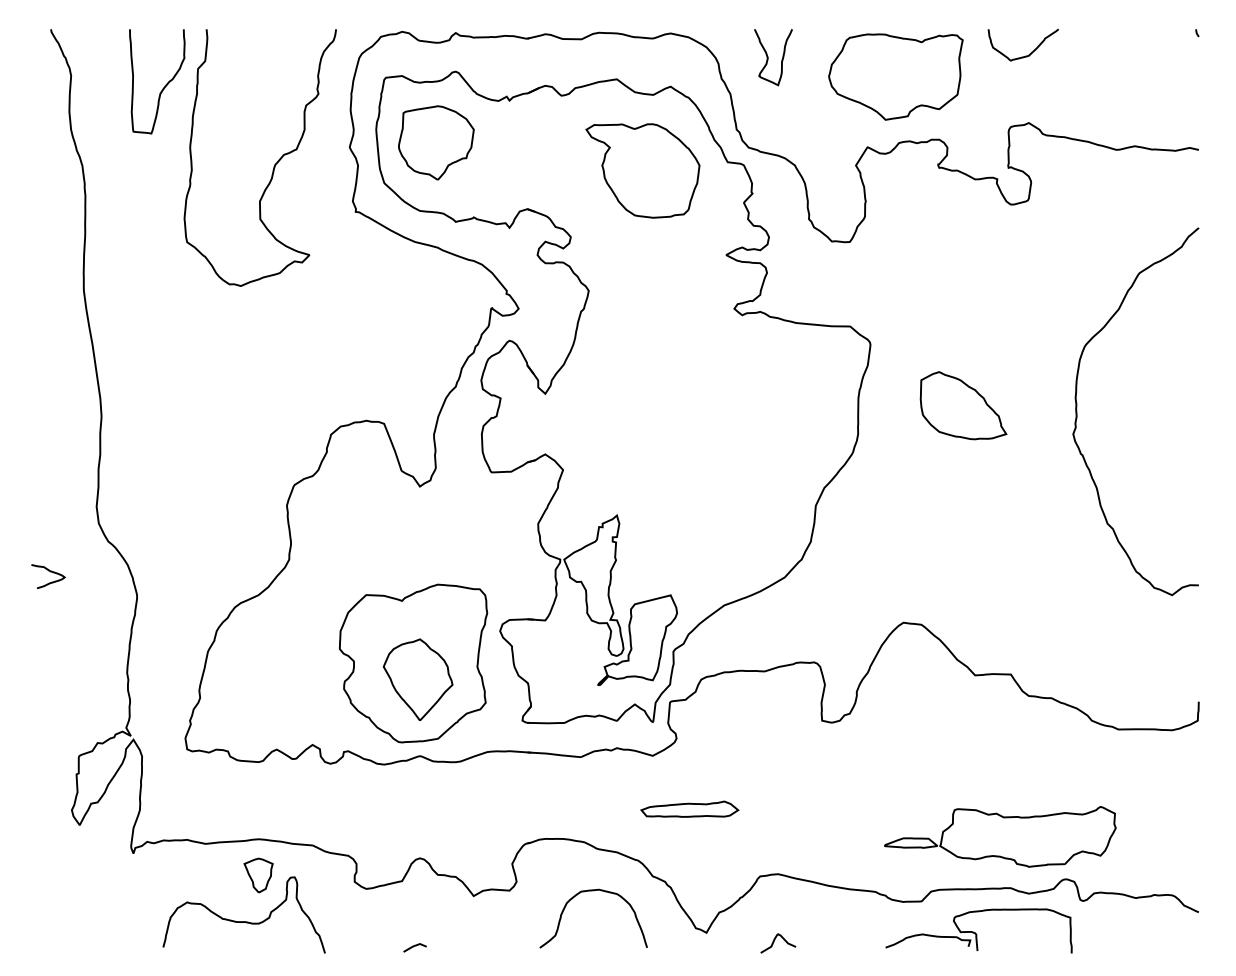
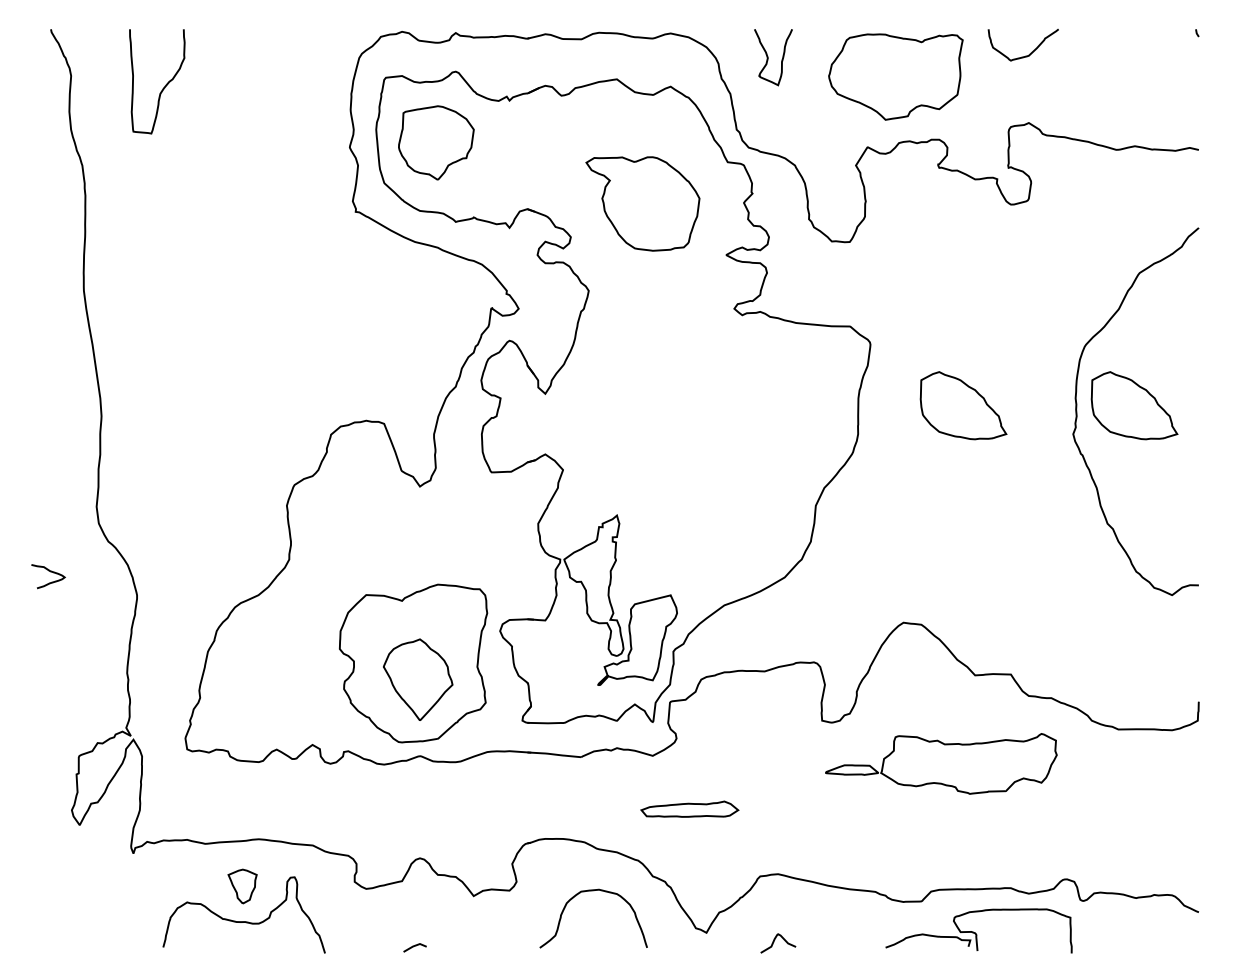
curve: present -> none (274, 164)
part position: (642, 170) -> (642, 203) (642, 203)
part: none -> present (1134, 405)
part position: (1000, 836) -> (941, 763) (941, 763)
part position: (258, 875) -> (242, 886) (242, 886)
